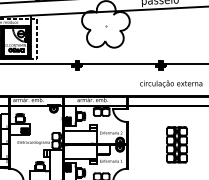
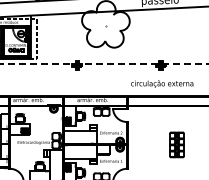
line: solid -> dashed (104, 63)
text position: (171, 83) -> (162, 83) (162, 83)
part size: 22x38 px -> 16x28 px (176, 144)
